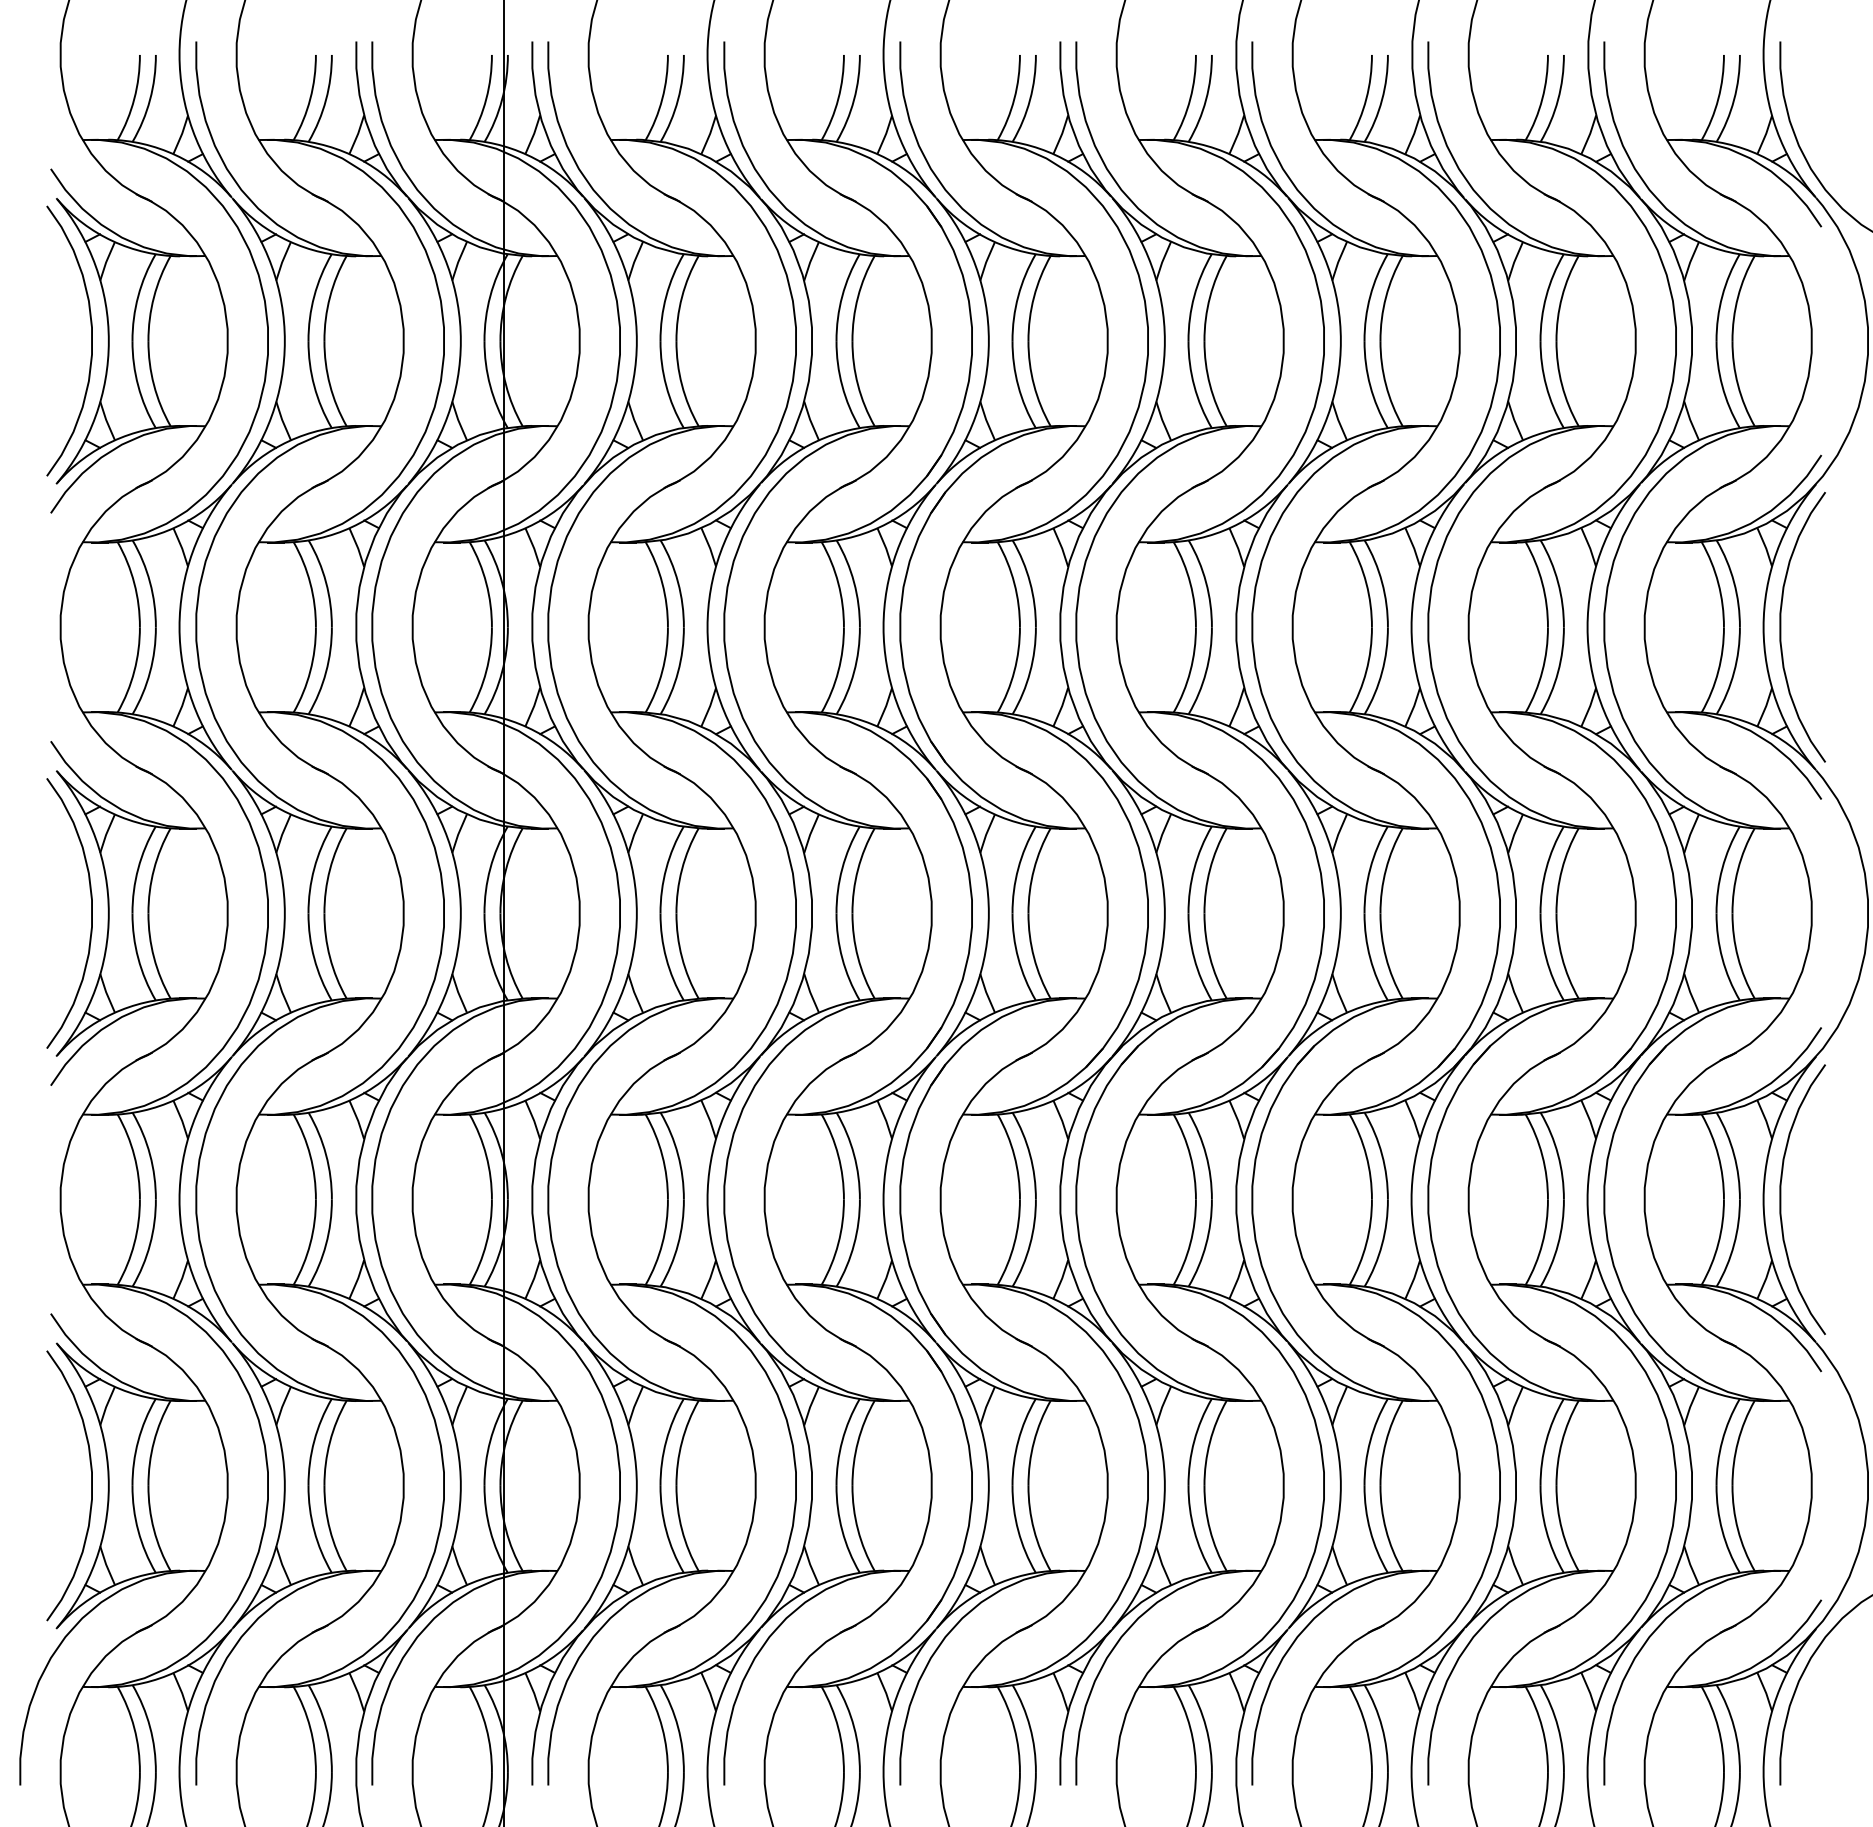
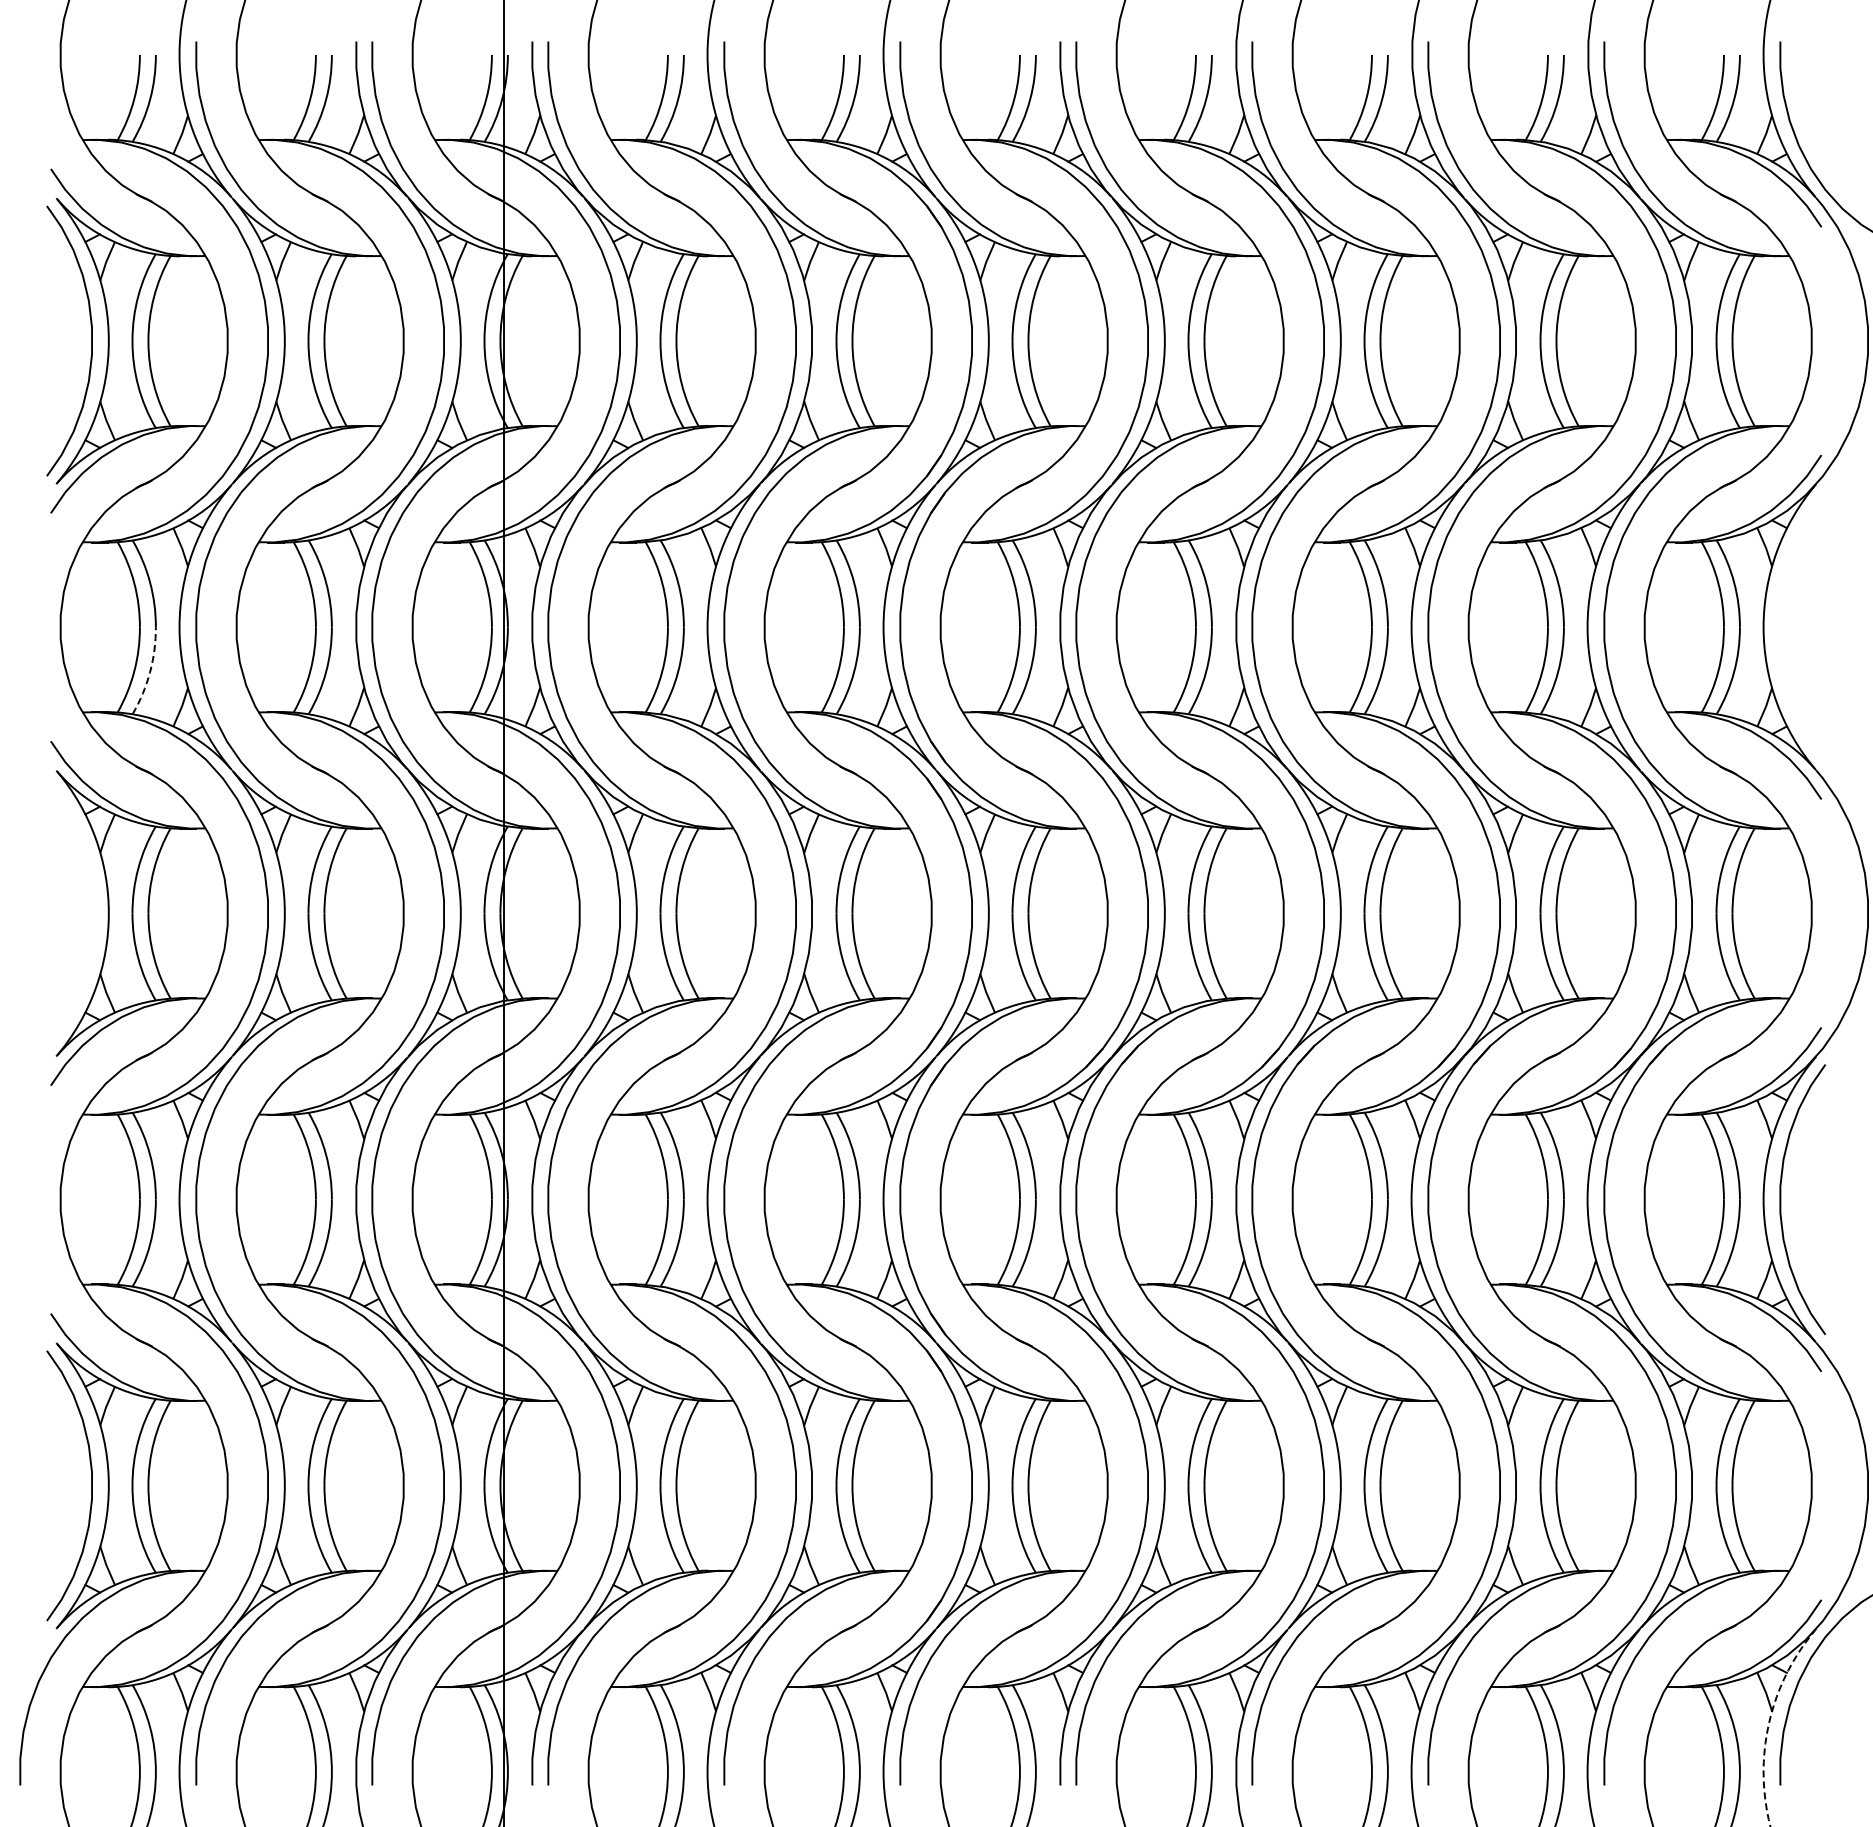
curve: present -> none (1781, 627)
arc: solid -> dashed (150, 672)
curve: present -> none (91, 913)
arc: solid -> dashed (1768, 1723)
